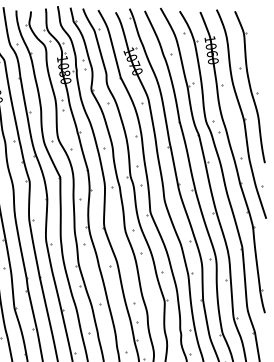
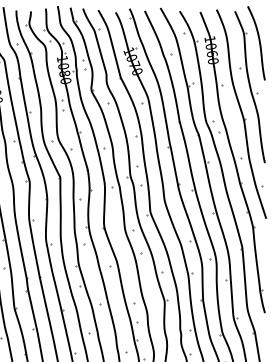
curve: none -> present (258, 41)
